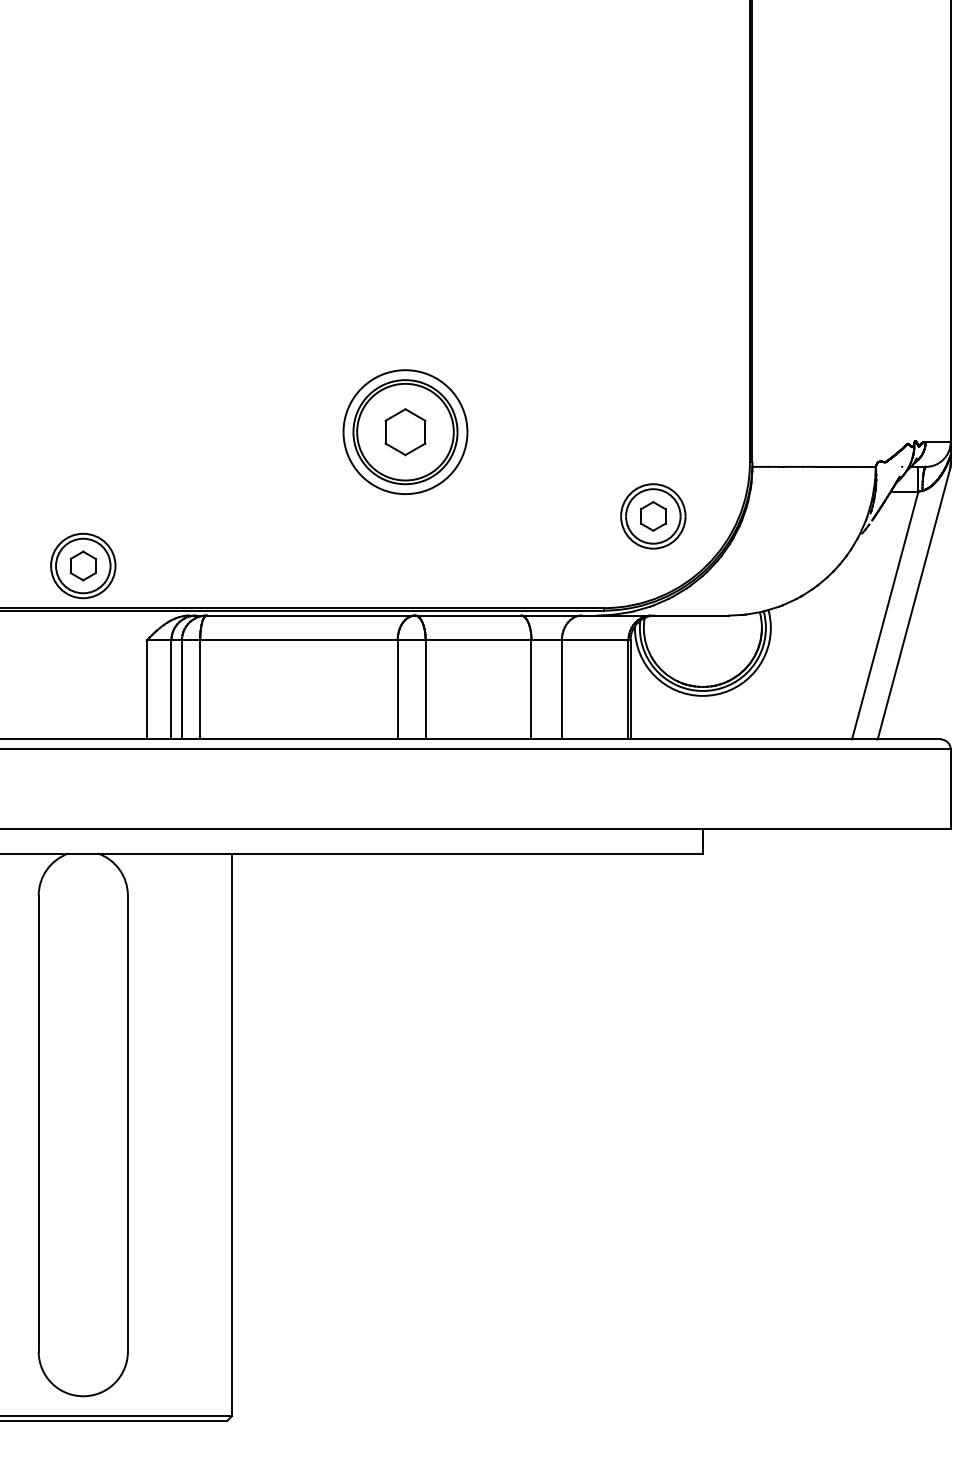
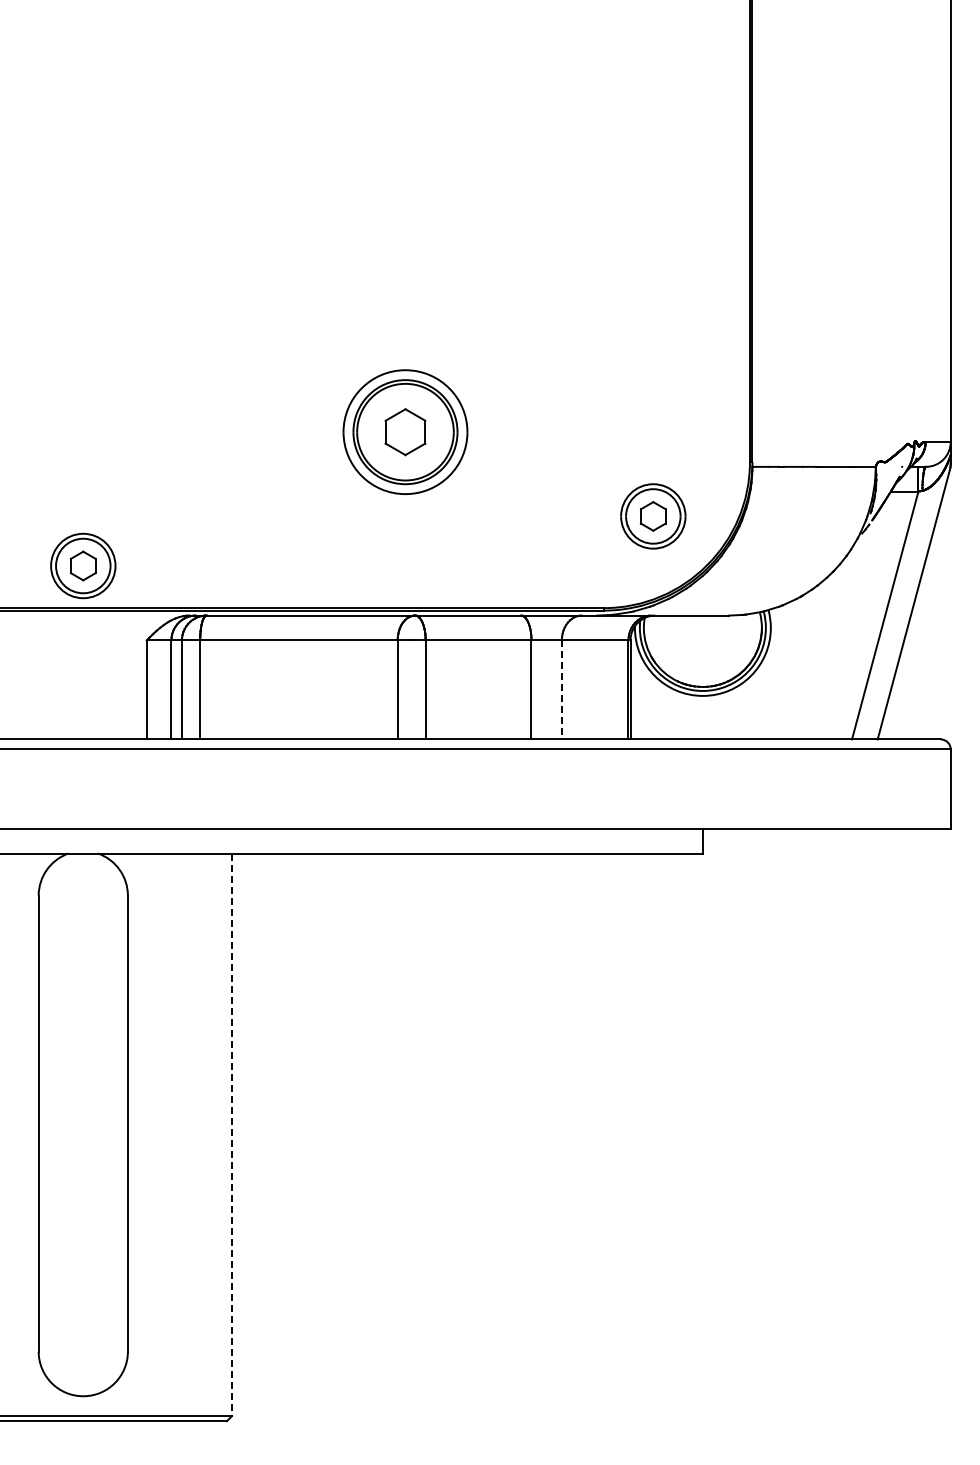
line: solid -> dashed (561, 689)
line: solid -> dashed (232, 1135)
